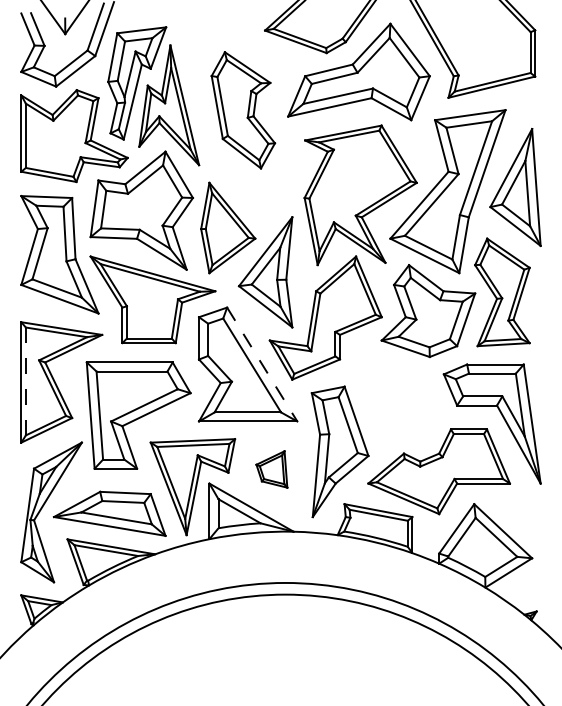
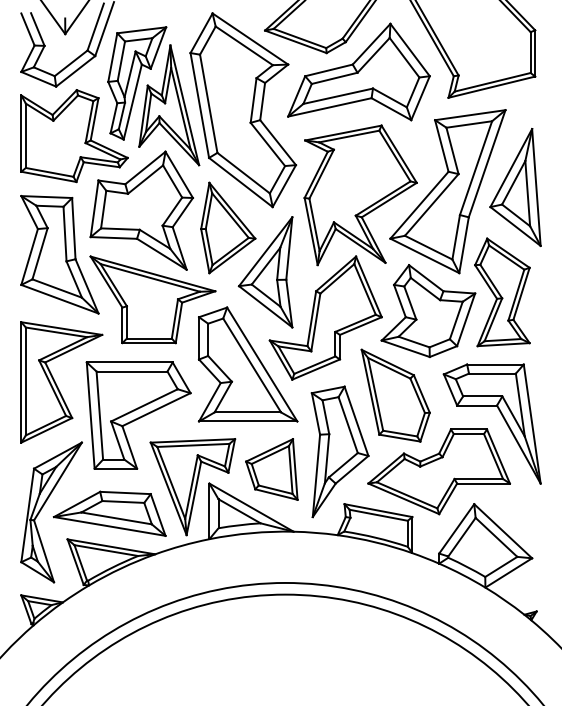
part size: 67x119 px -> 109x197 px (243, 110)
line: dashed -> solid (262, 364)
line: dashed -> solid (25, 381)
part: none -> present (395, 395)
part size: 34x39 px -> 54x63 px (271, 469)
